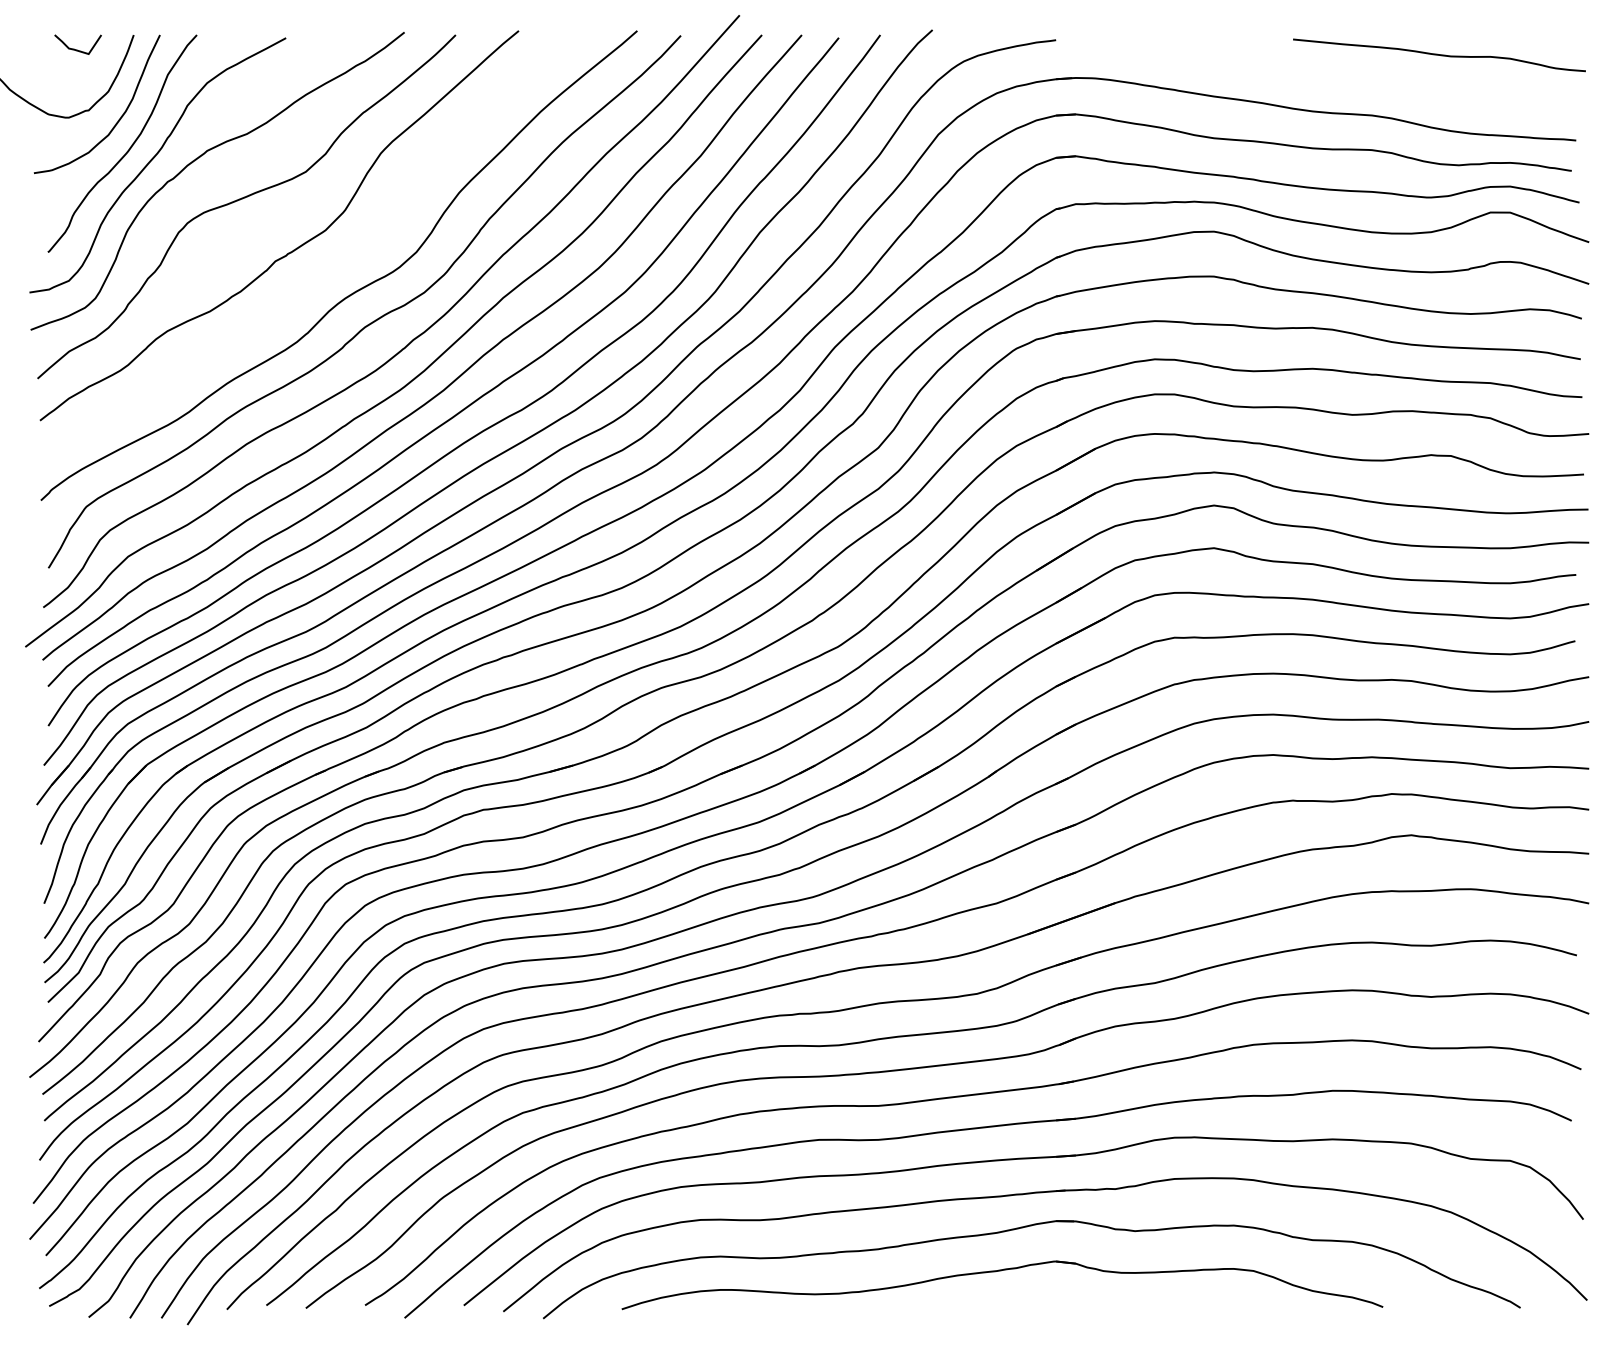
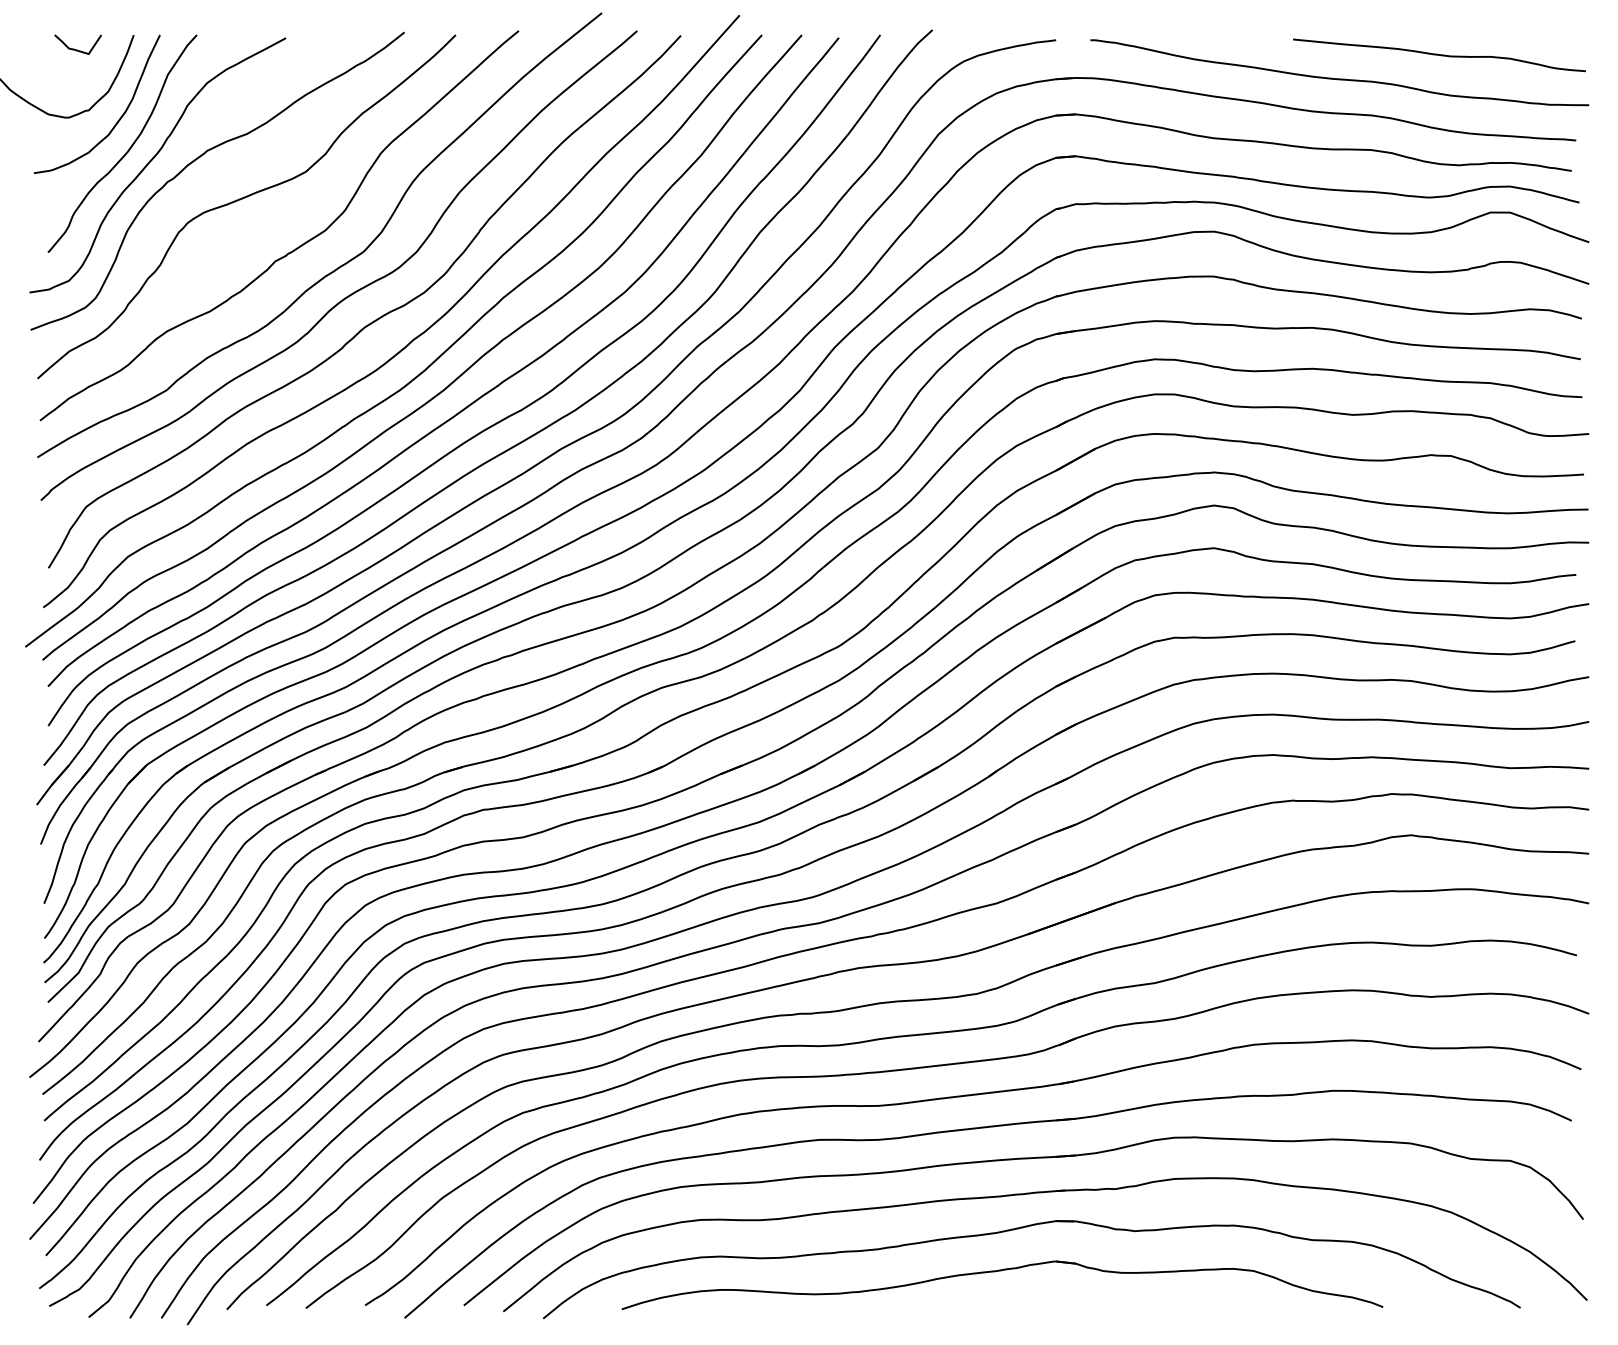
curve: none -> present (1339, 78)
curve: none -> present (340, 265)
